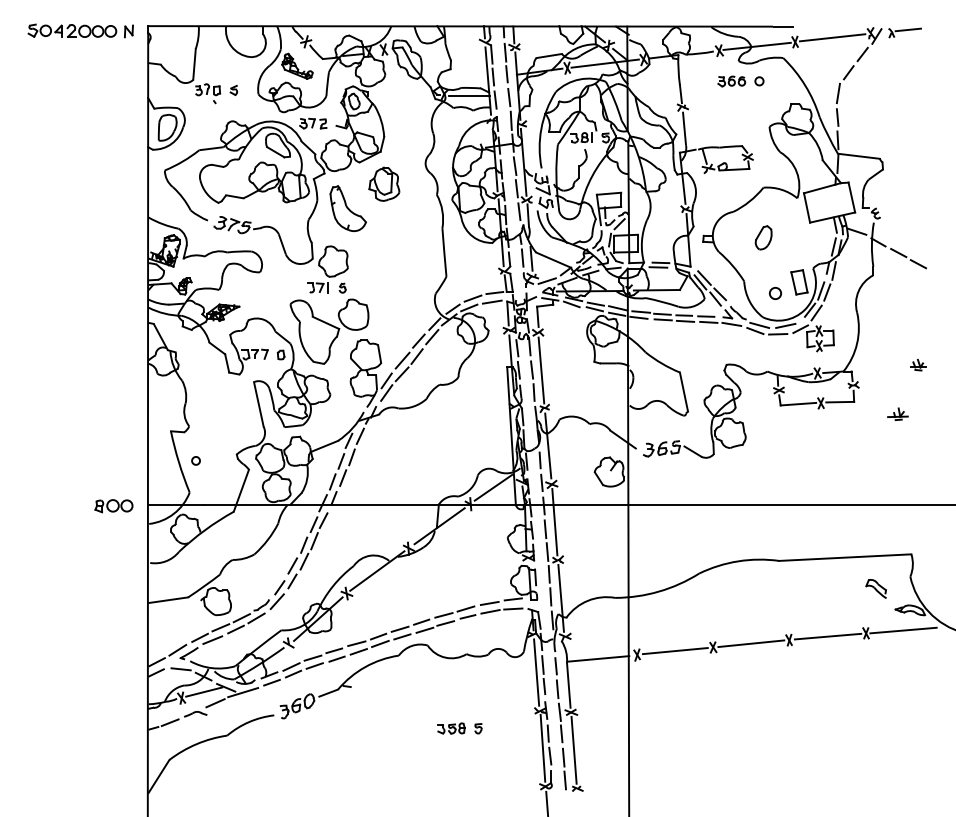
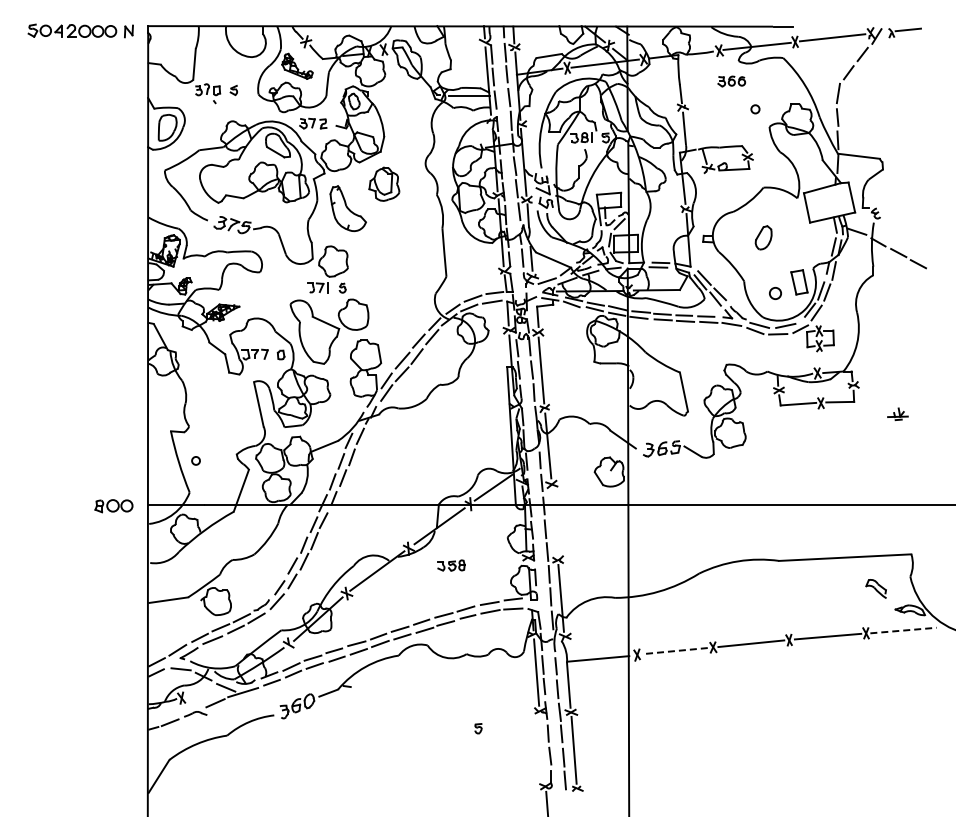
circle position: (759, 81) -> (755, 109) (755, 109)
part: present -> none (918, 364)
line: present -> none (554, 522)
line: solid -> dashed (904, 630)
line: solid -> dashed (675, 651)
line: present -> none (204, 691)
part position: (451, 728) -> (451, 565) (451, 565)
line: present -> none (542, 747)
